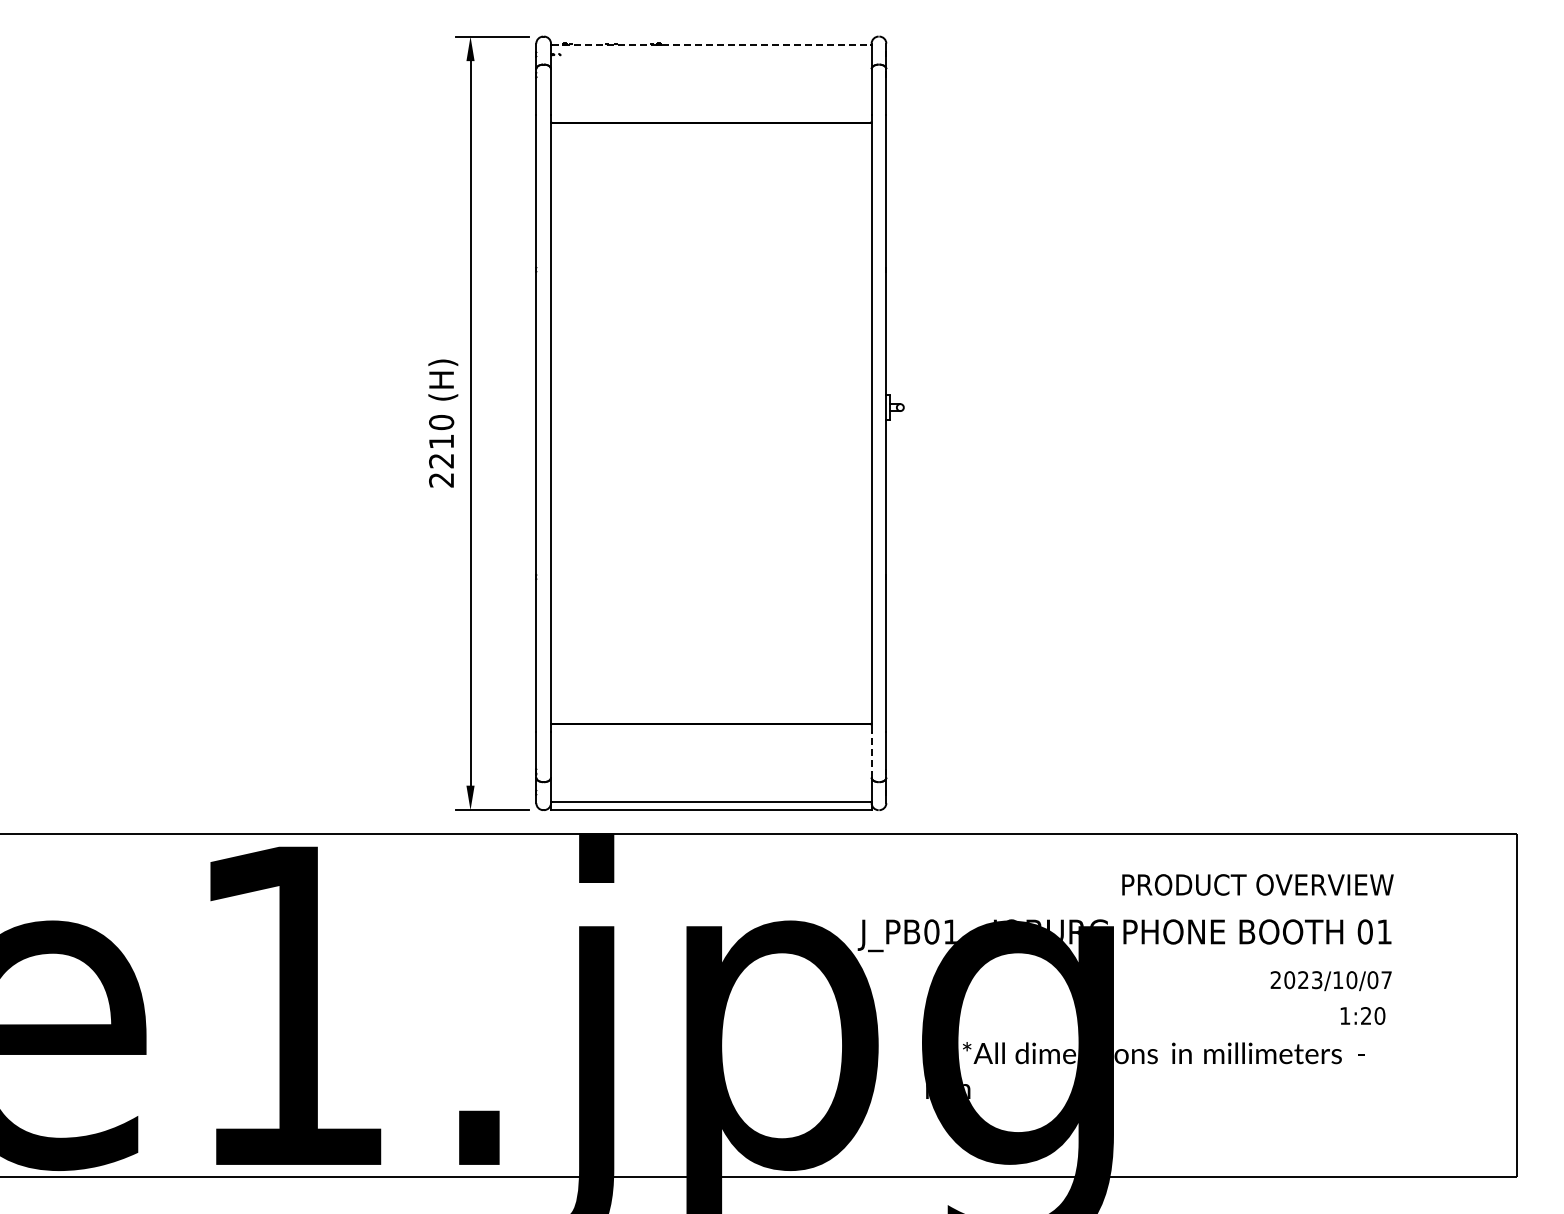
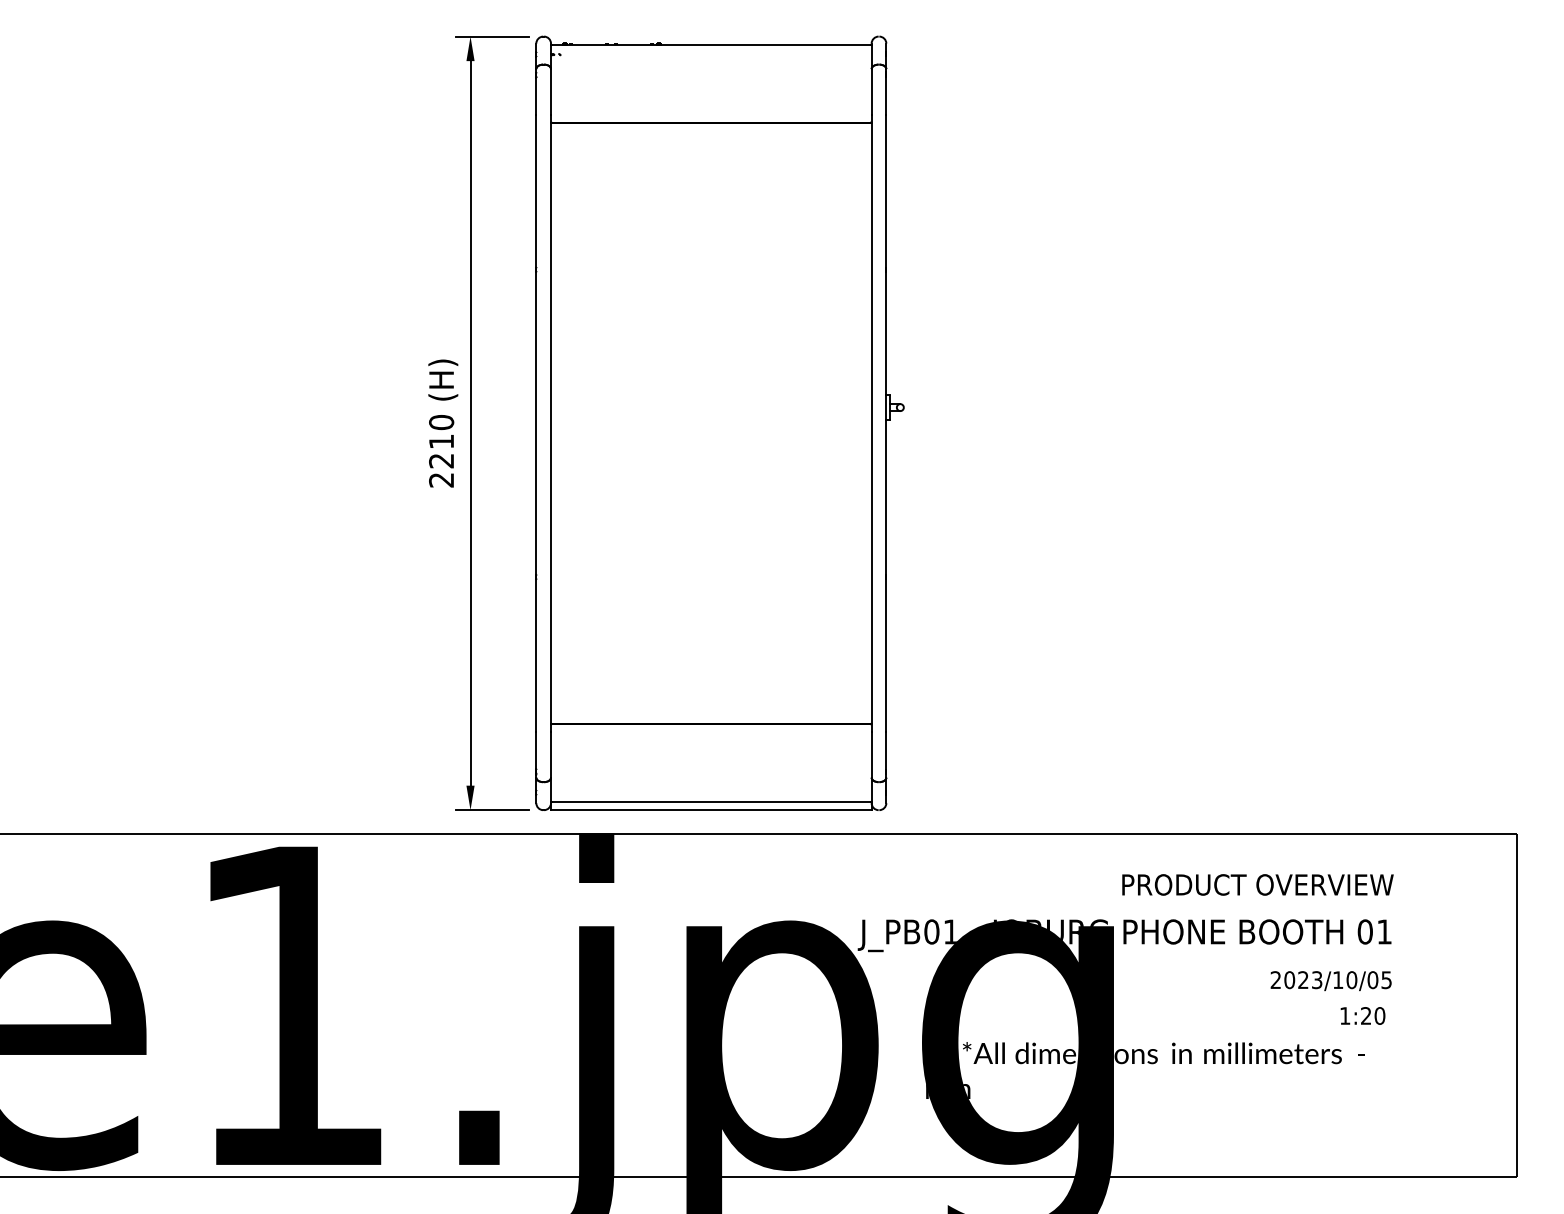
line: dashed -> solid (711, 44)
line: dashed -> solid (871, 754)
text: 2023/10/07 -> 2023/10/05 (1386, 980)
